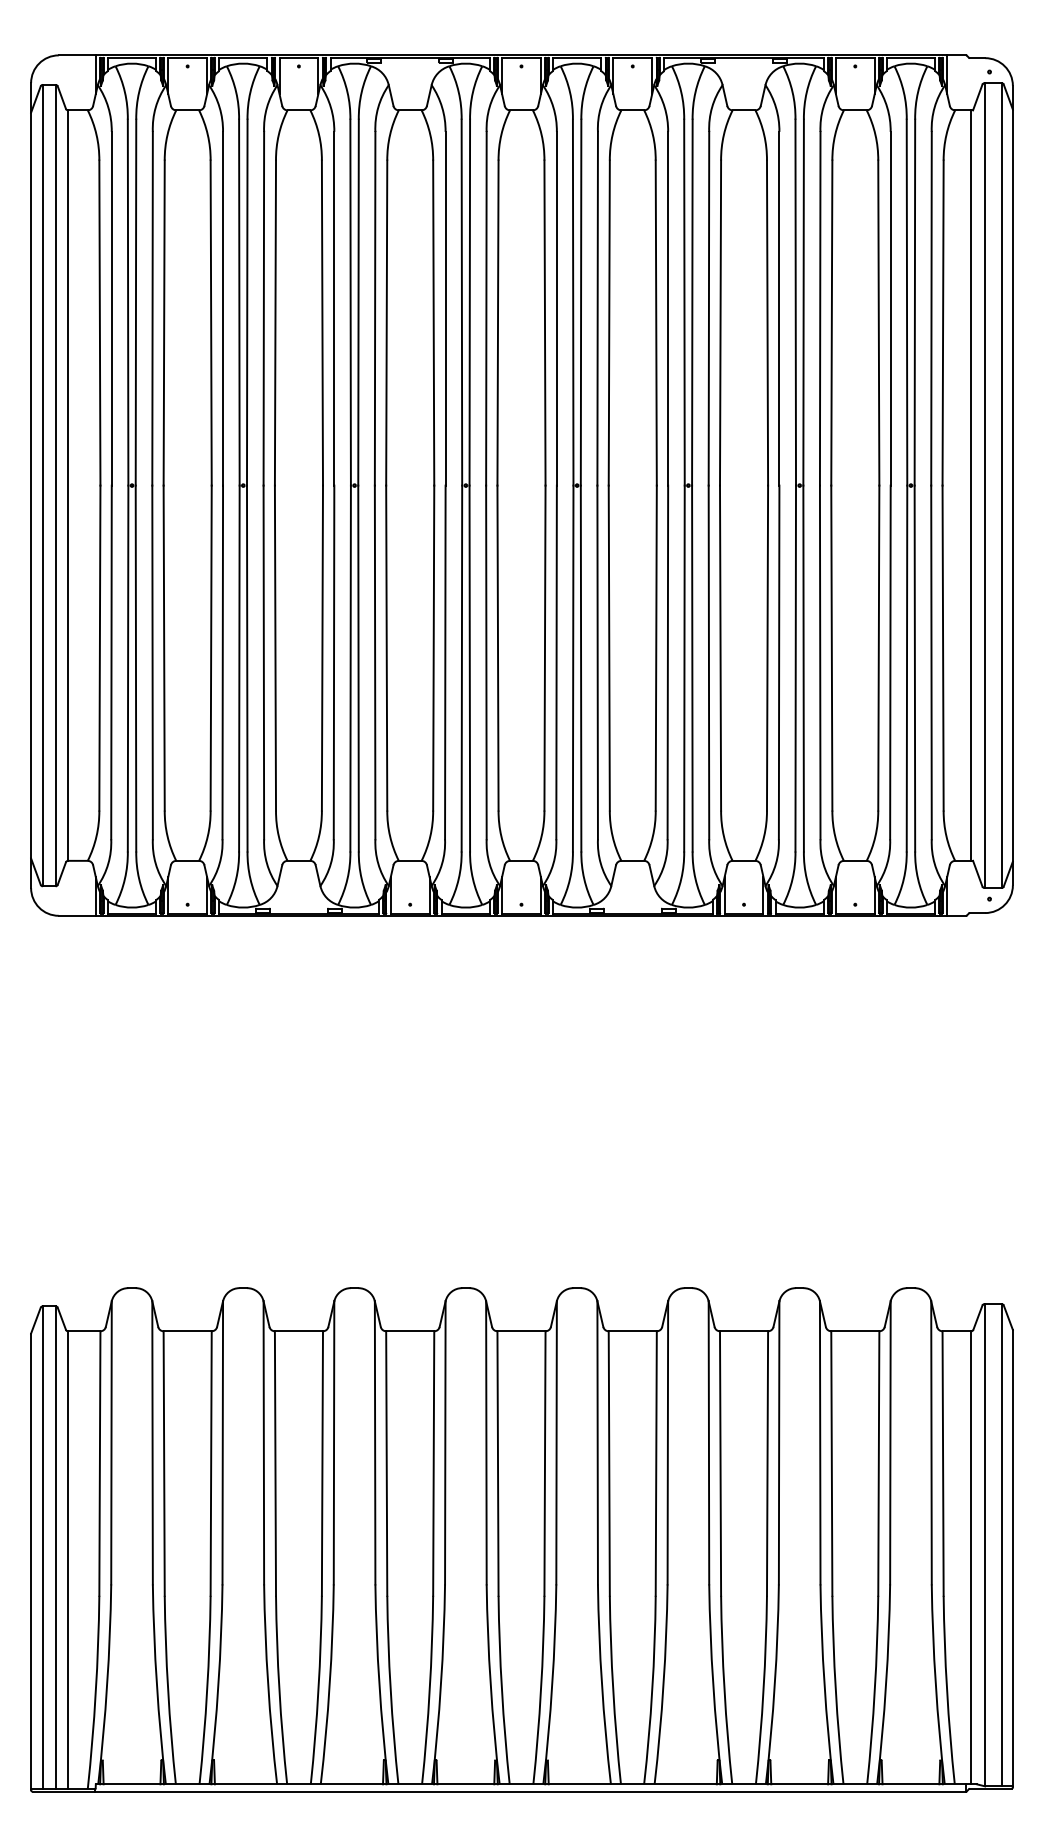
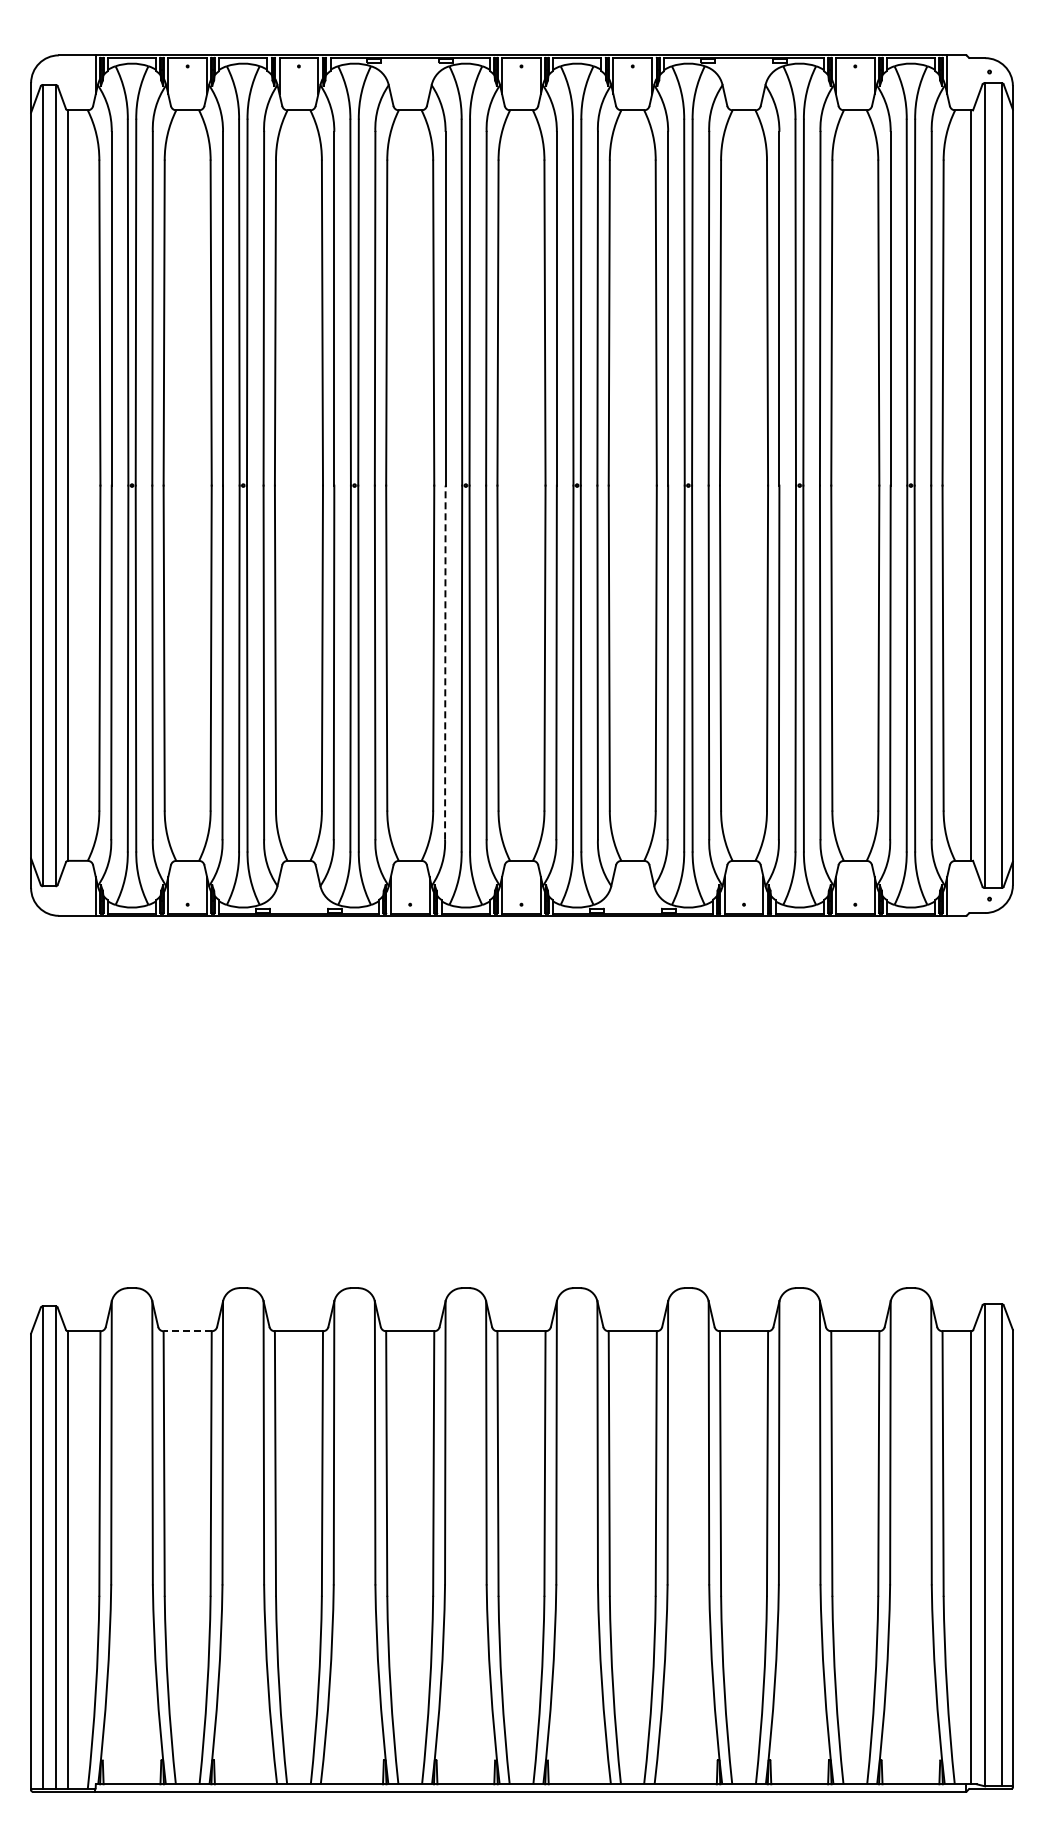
line: solid -> dashed (445, 662)
line: solid -> dashed (187, 1331)
